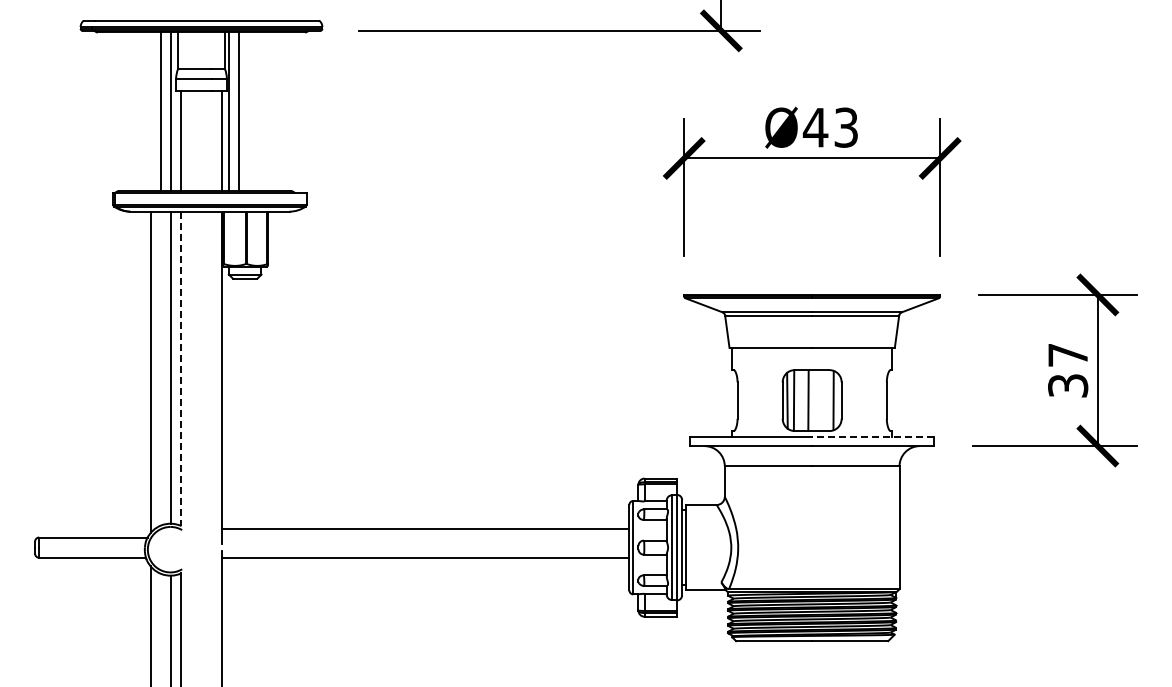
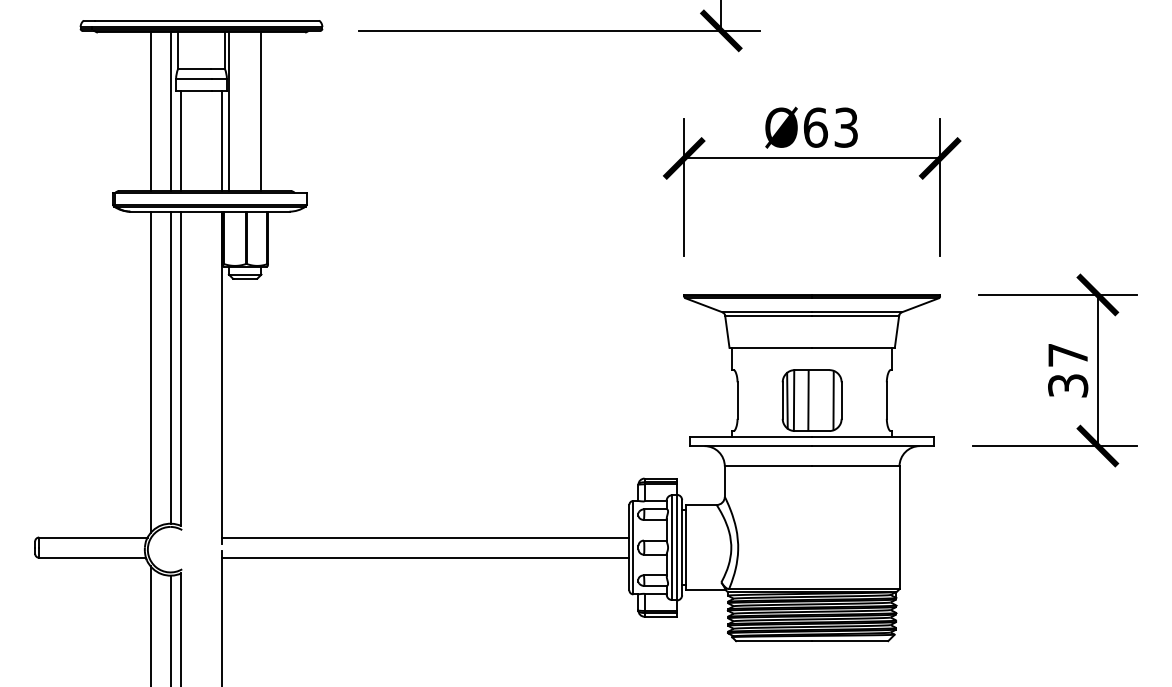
line position: (160, 111) -> (150, 111) (150, 111)
line position: (239, 111) -> (261, 111) (261, 111)
text: Ø43 -> Ø63 (815, 127)
line: dashed -> solid (181, 369)
line: dashed -> solid (873, 437)
line position: (425, 528) -> (425, 537) (425, 537)
